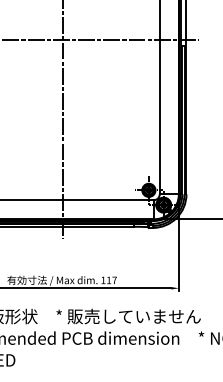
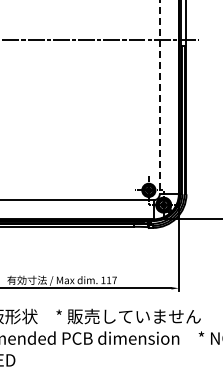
line: solid -> dashed (159, 97)
line: present -> none (62, 120)
